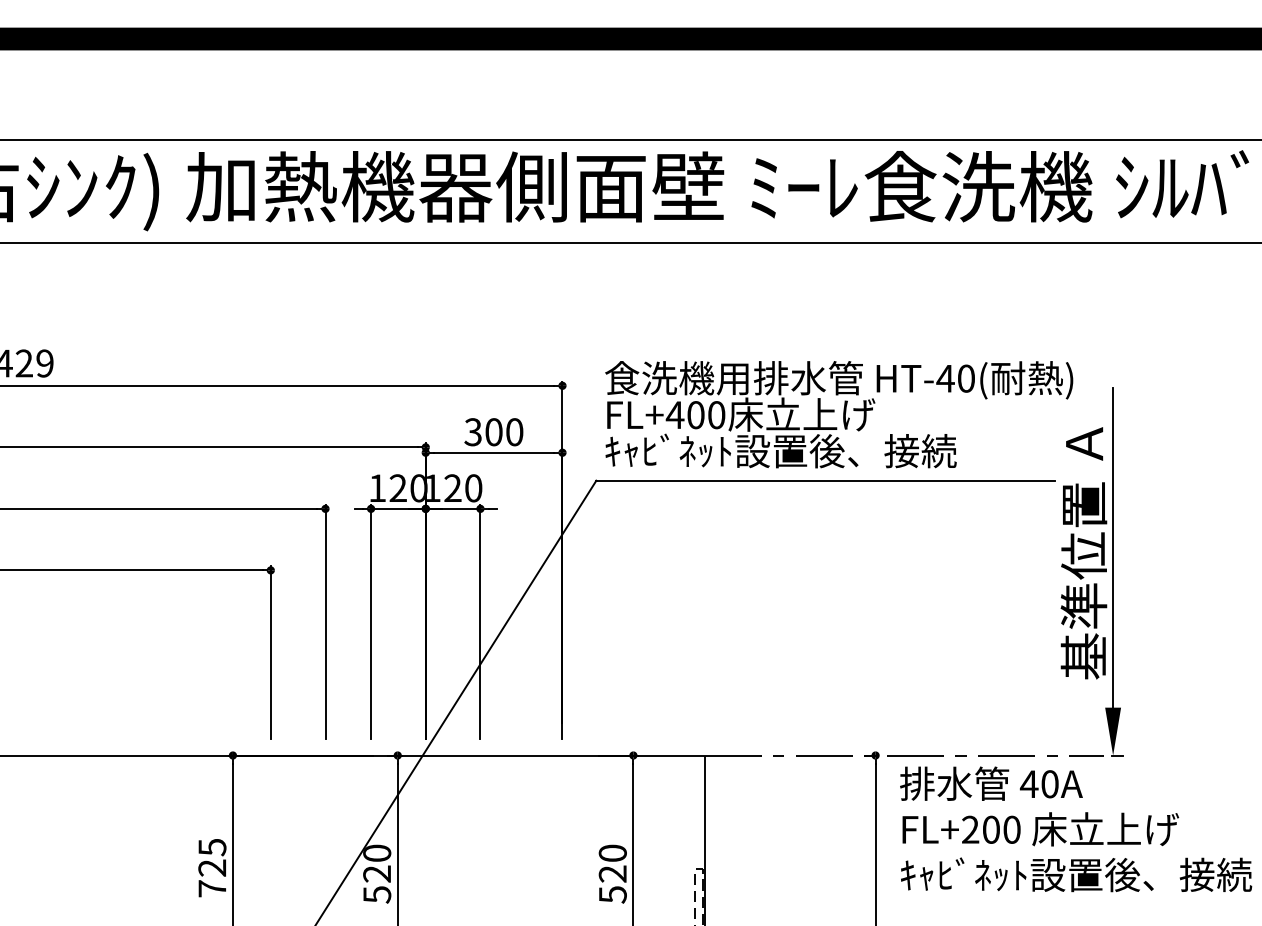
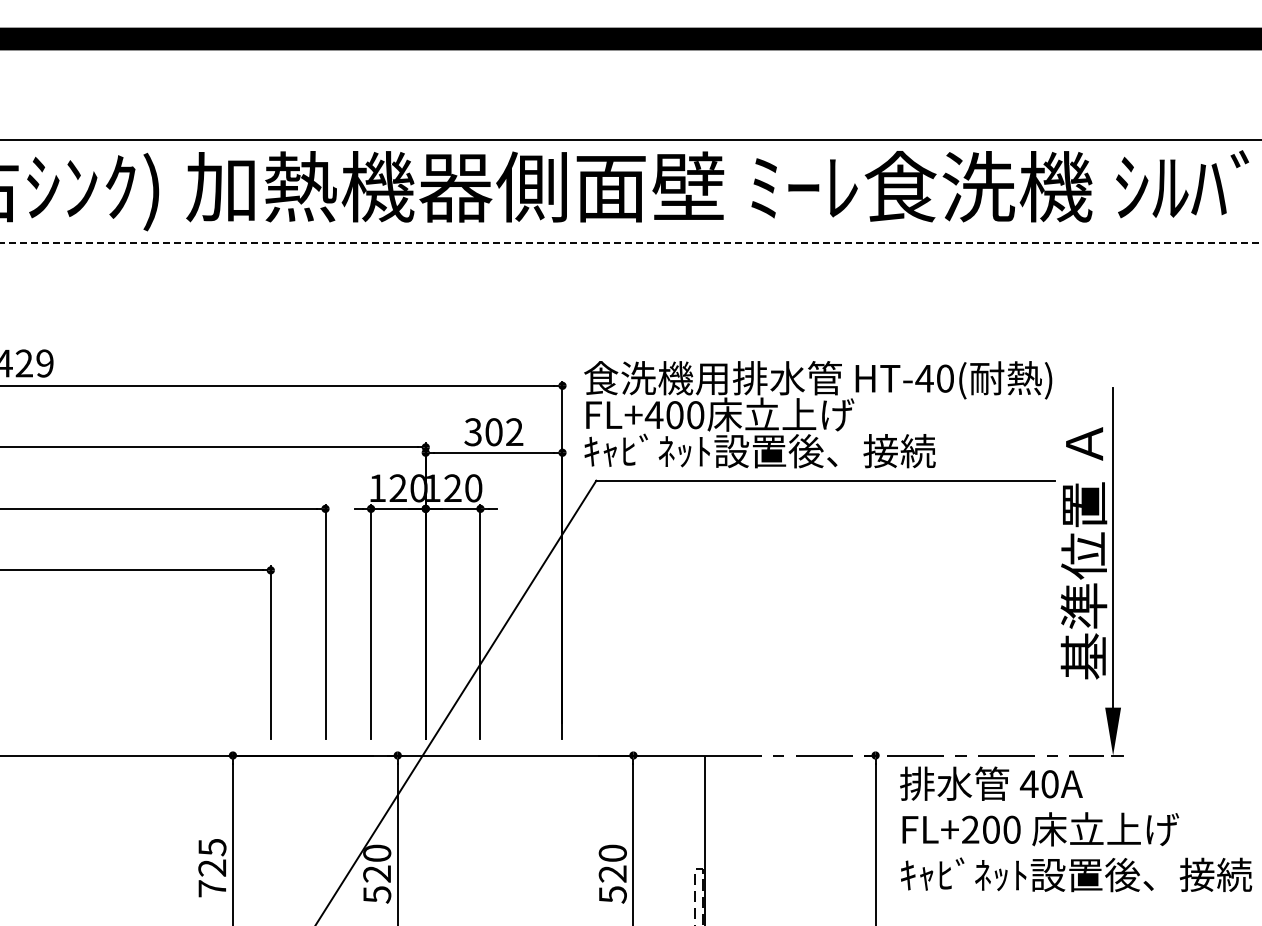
line: solid -> dashed (631, 243)
text position: (839, 414) -> (818, 414) (818, 414)
text: 300 -> 302 (514, 432)
